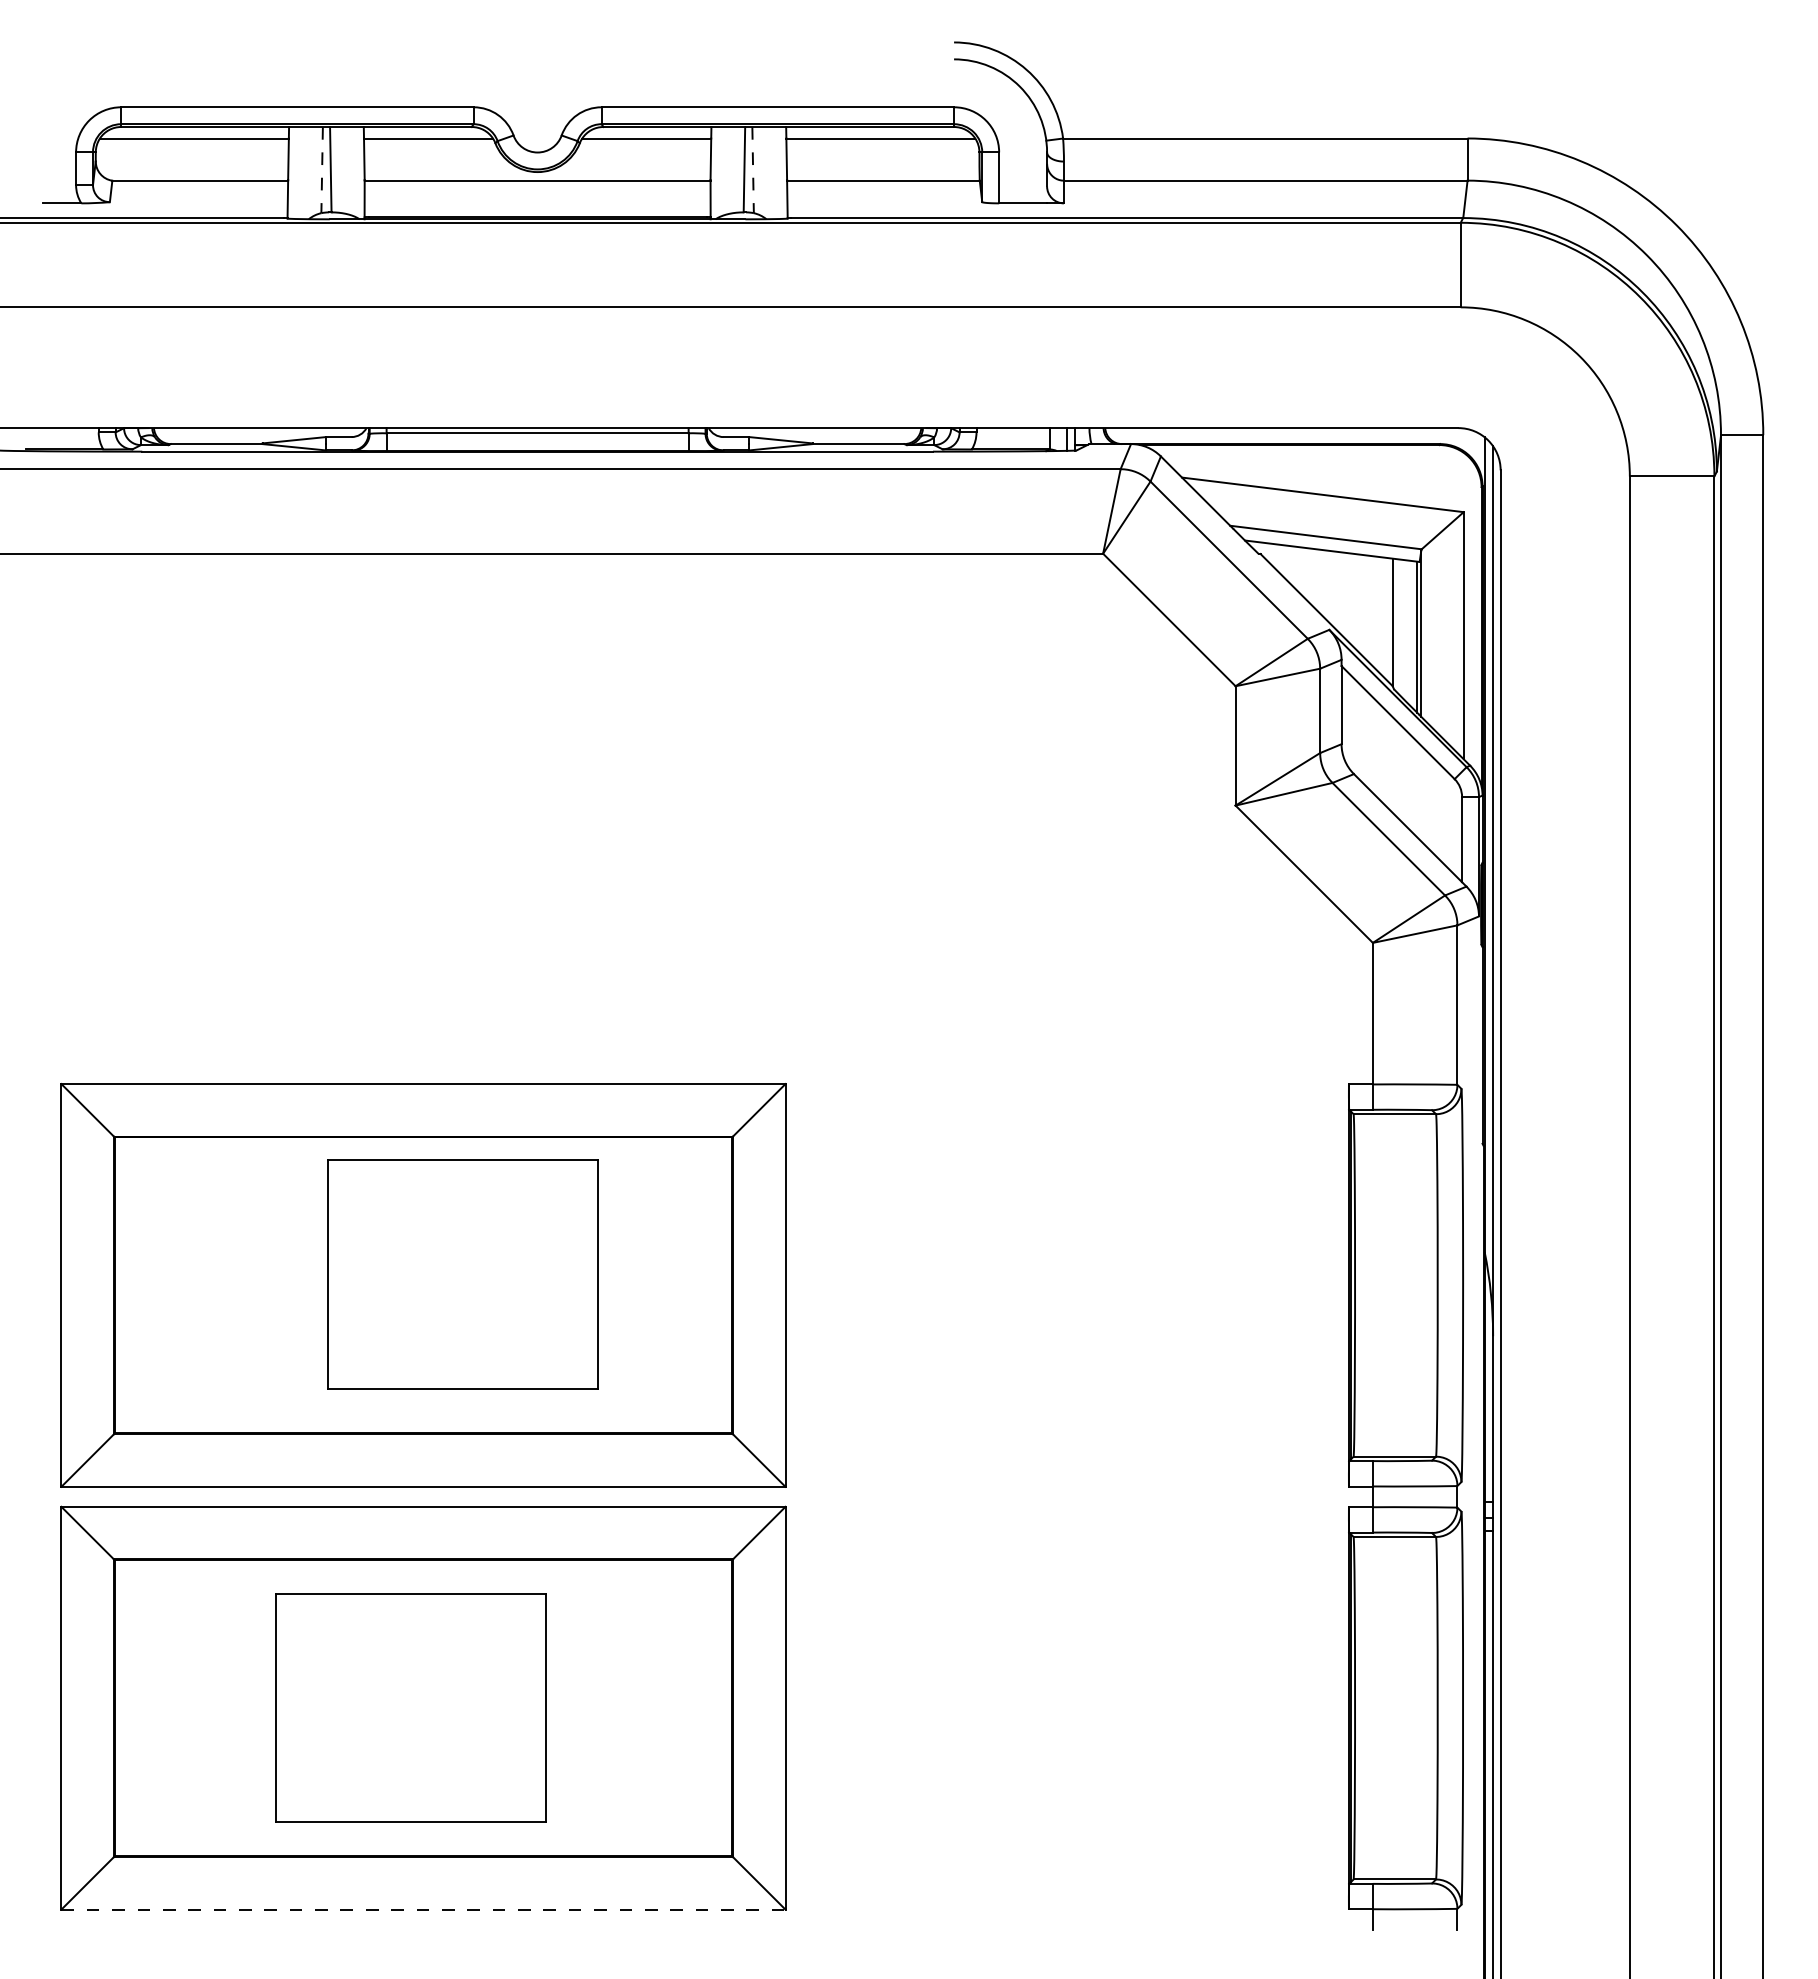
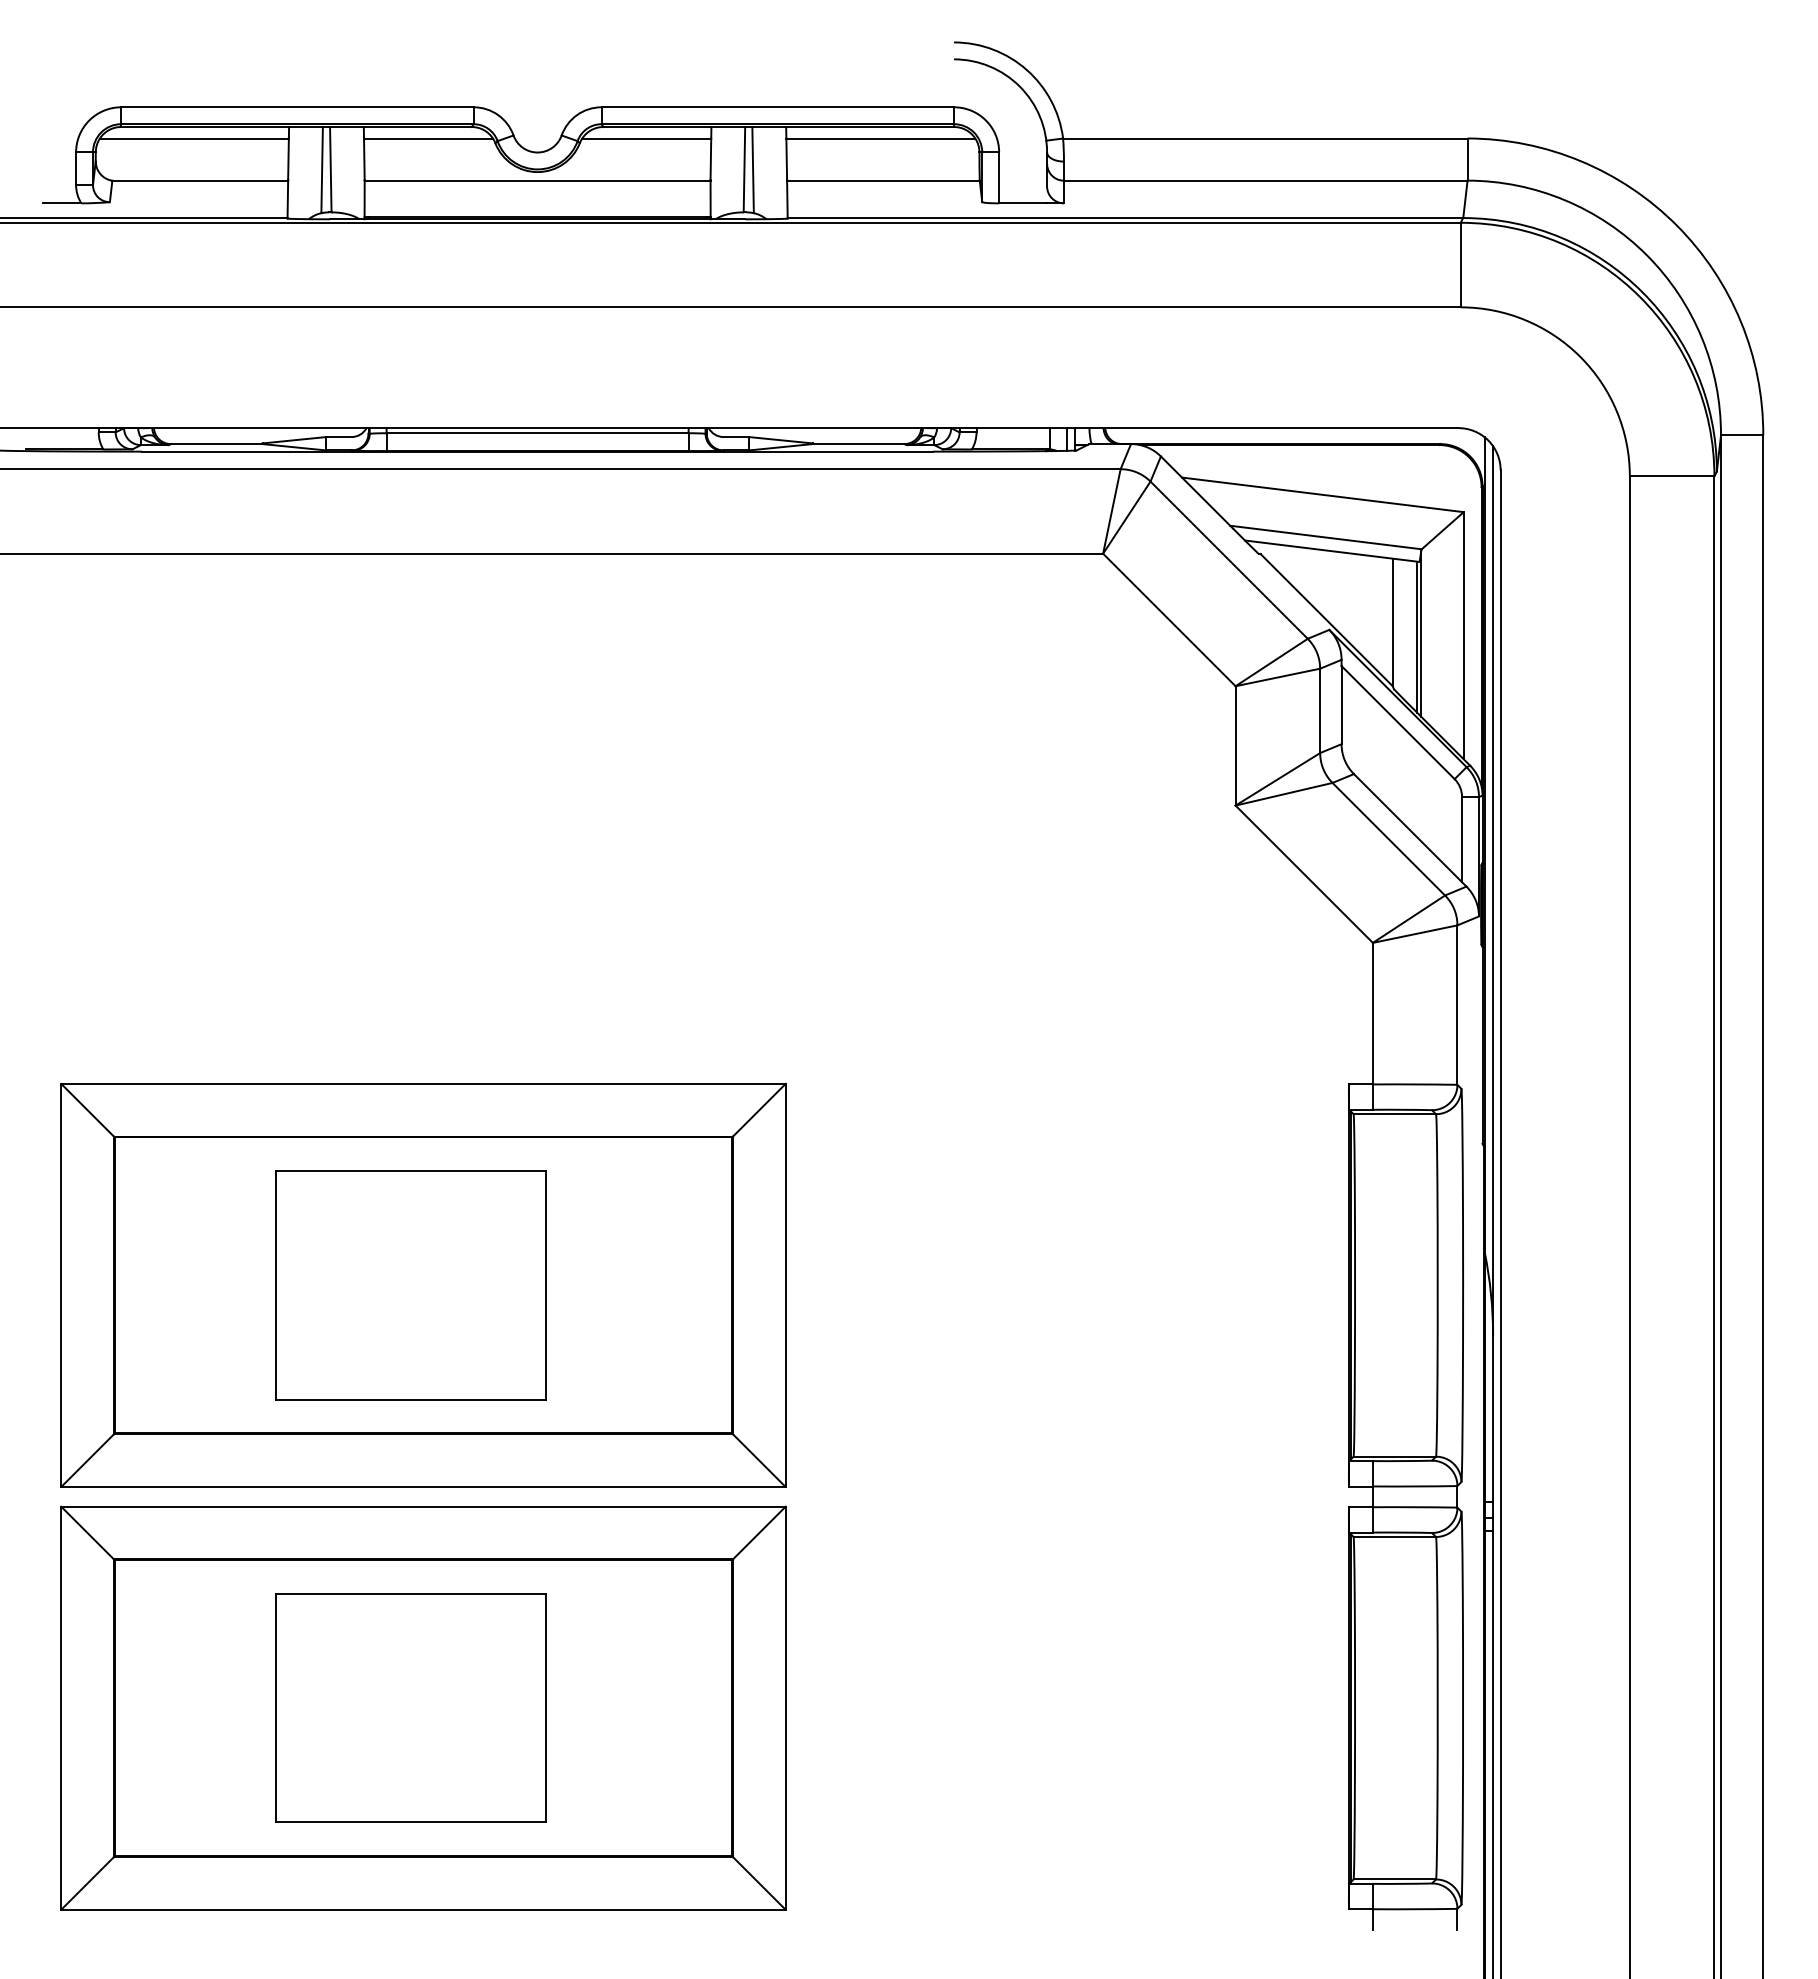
line: dashed -> solid (322, 170)
line: dashed -> solid (753, 170)
part position: (462, 1274) -> (410, 1285) (410, 1285)
line: dashed -> solid (423, 1909)
